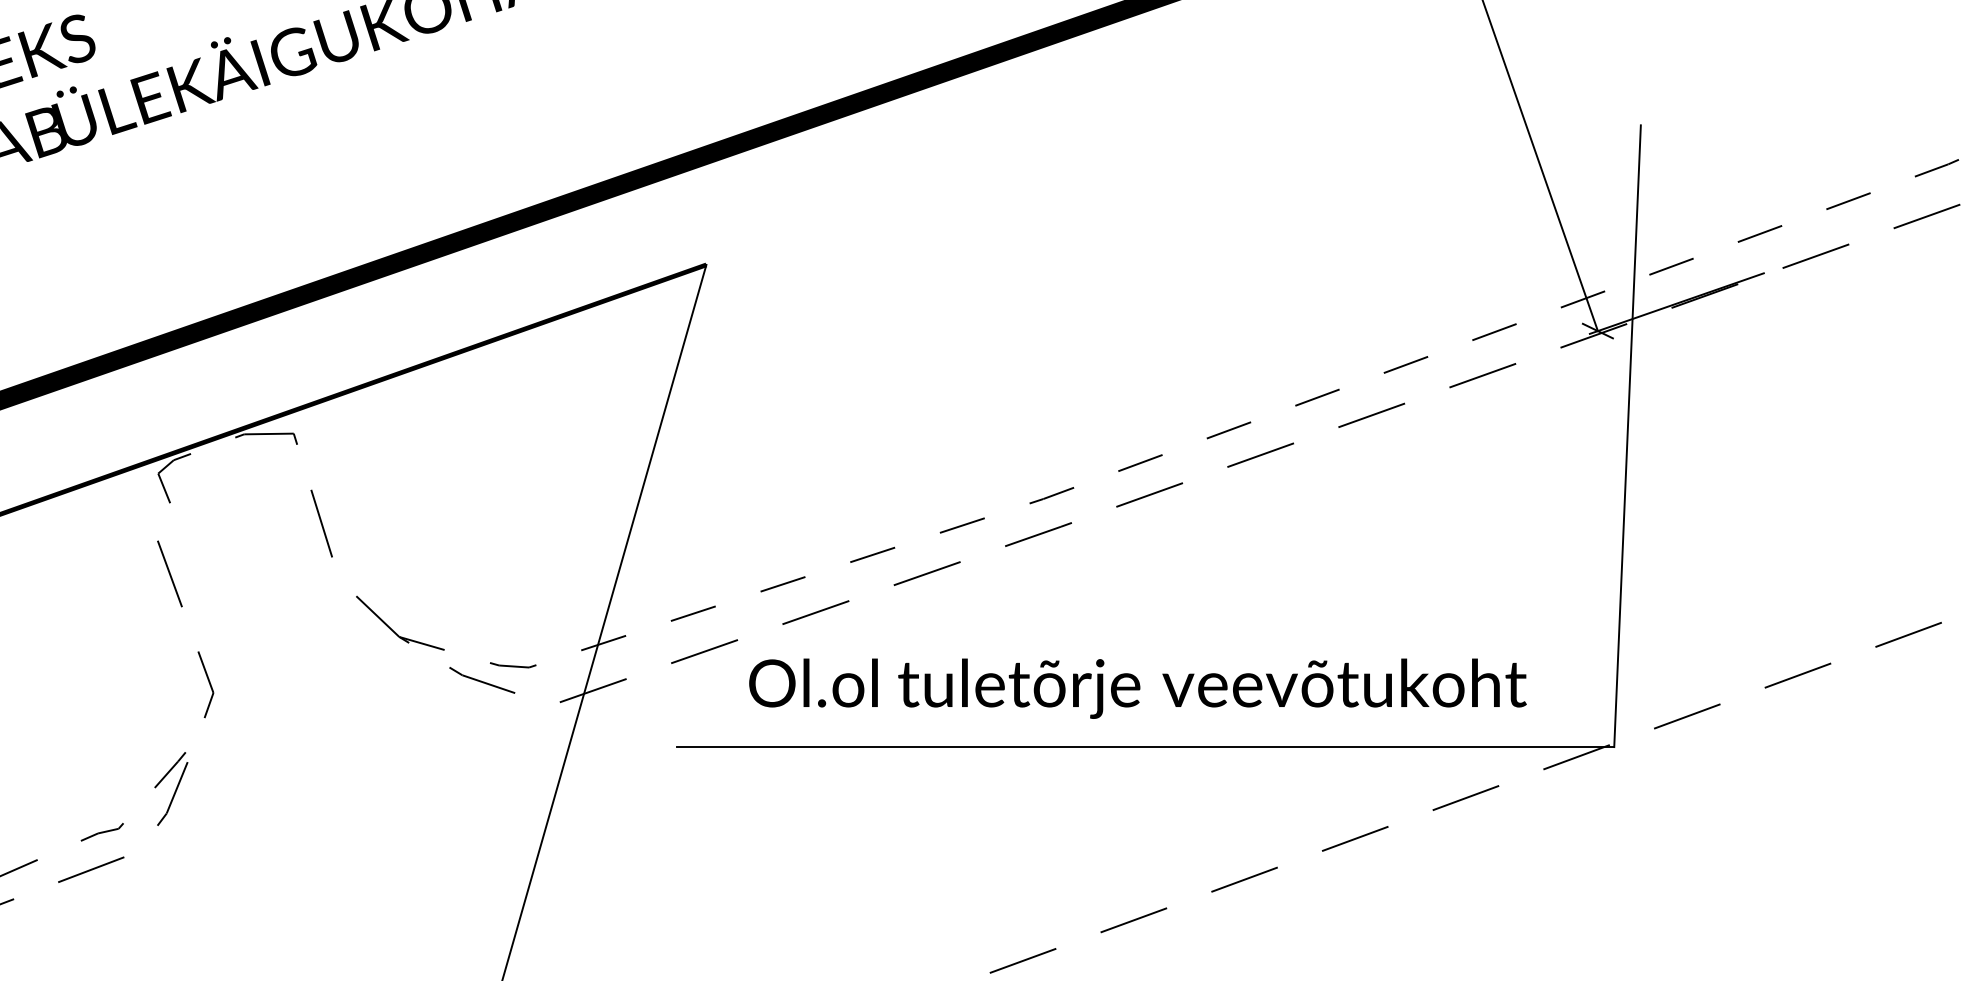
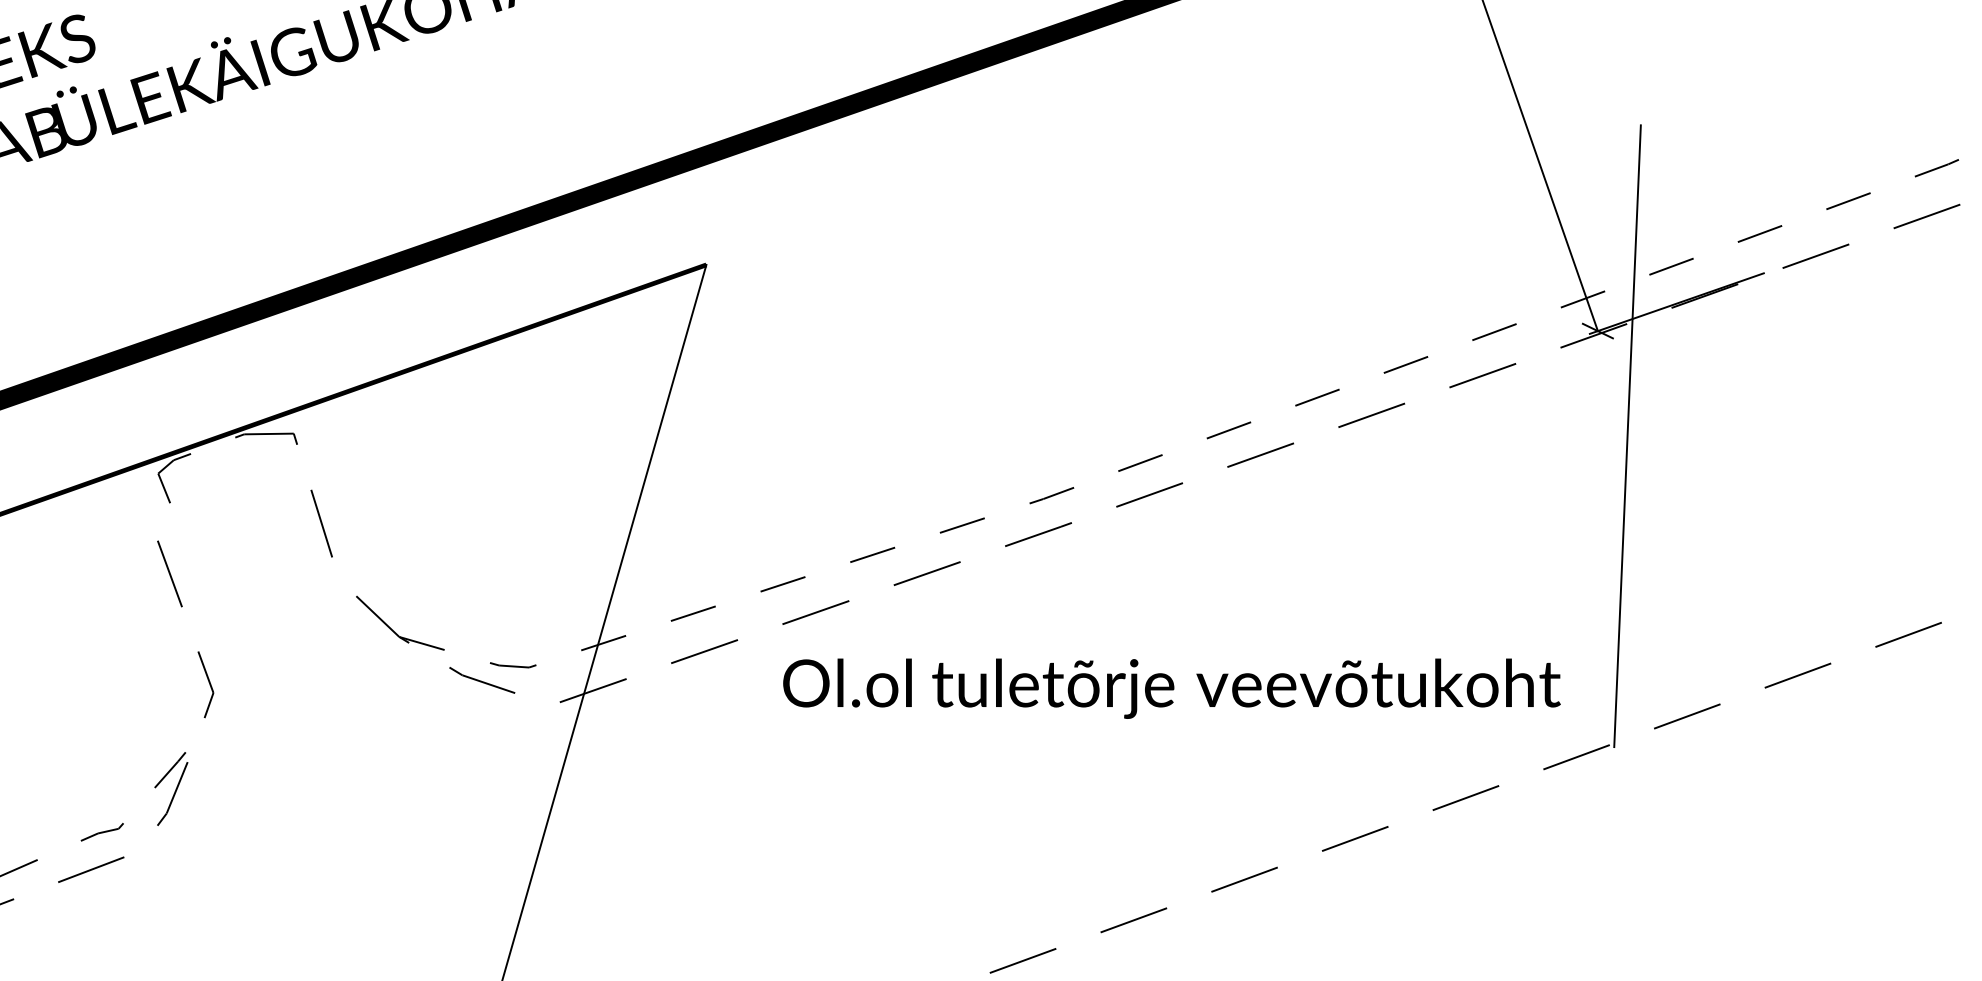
text position: (1137, 688) -> (1171, 688) (1171, 688)
line: present -> none (1145, 747)
